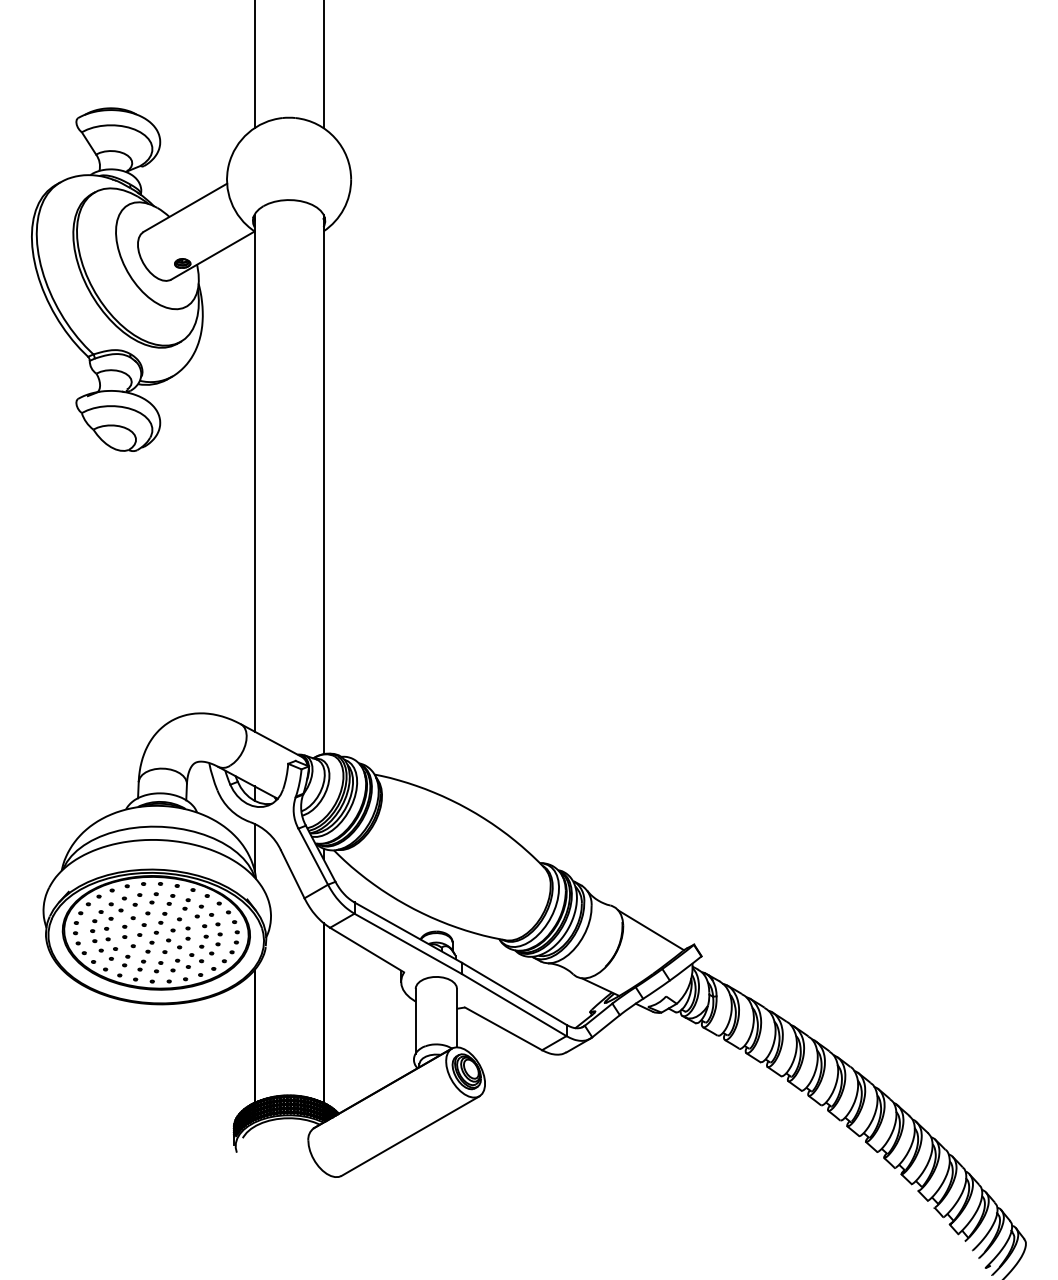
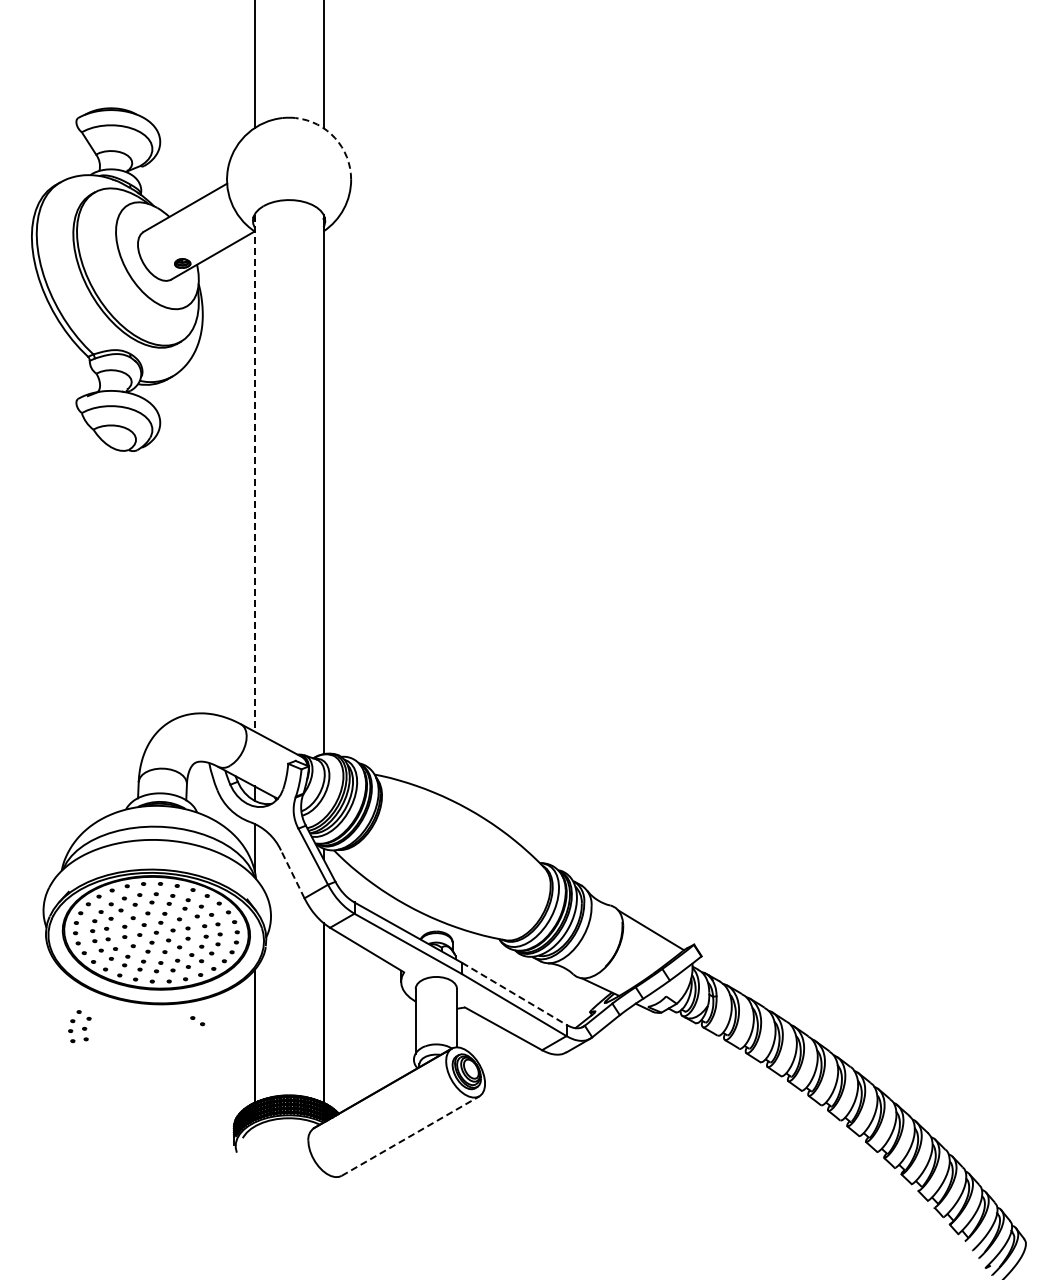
arc: solid -> dashed (335, 138)
line: solid -> dashed (254, 473)
line: solid -> dashed (292, 874)
line: solid -> dashed (514, 993)
part: none -> present (197, 1021)
part: none -> present (79, 1026)
line: solid -> dashed (410, 1136)
